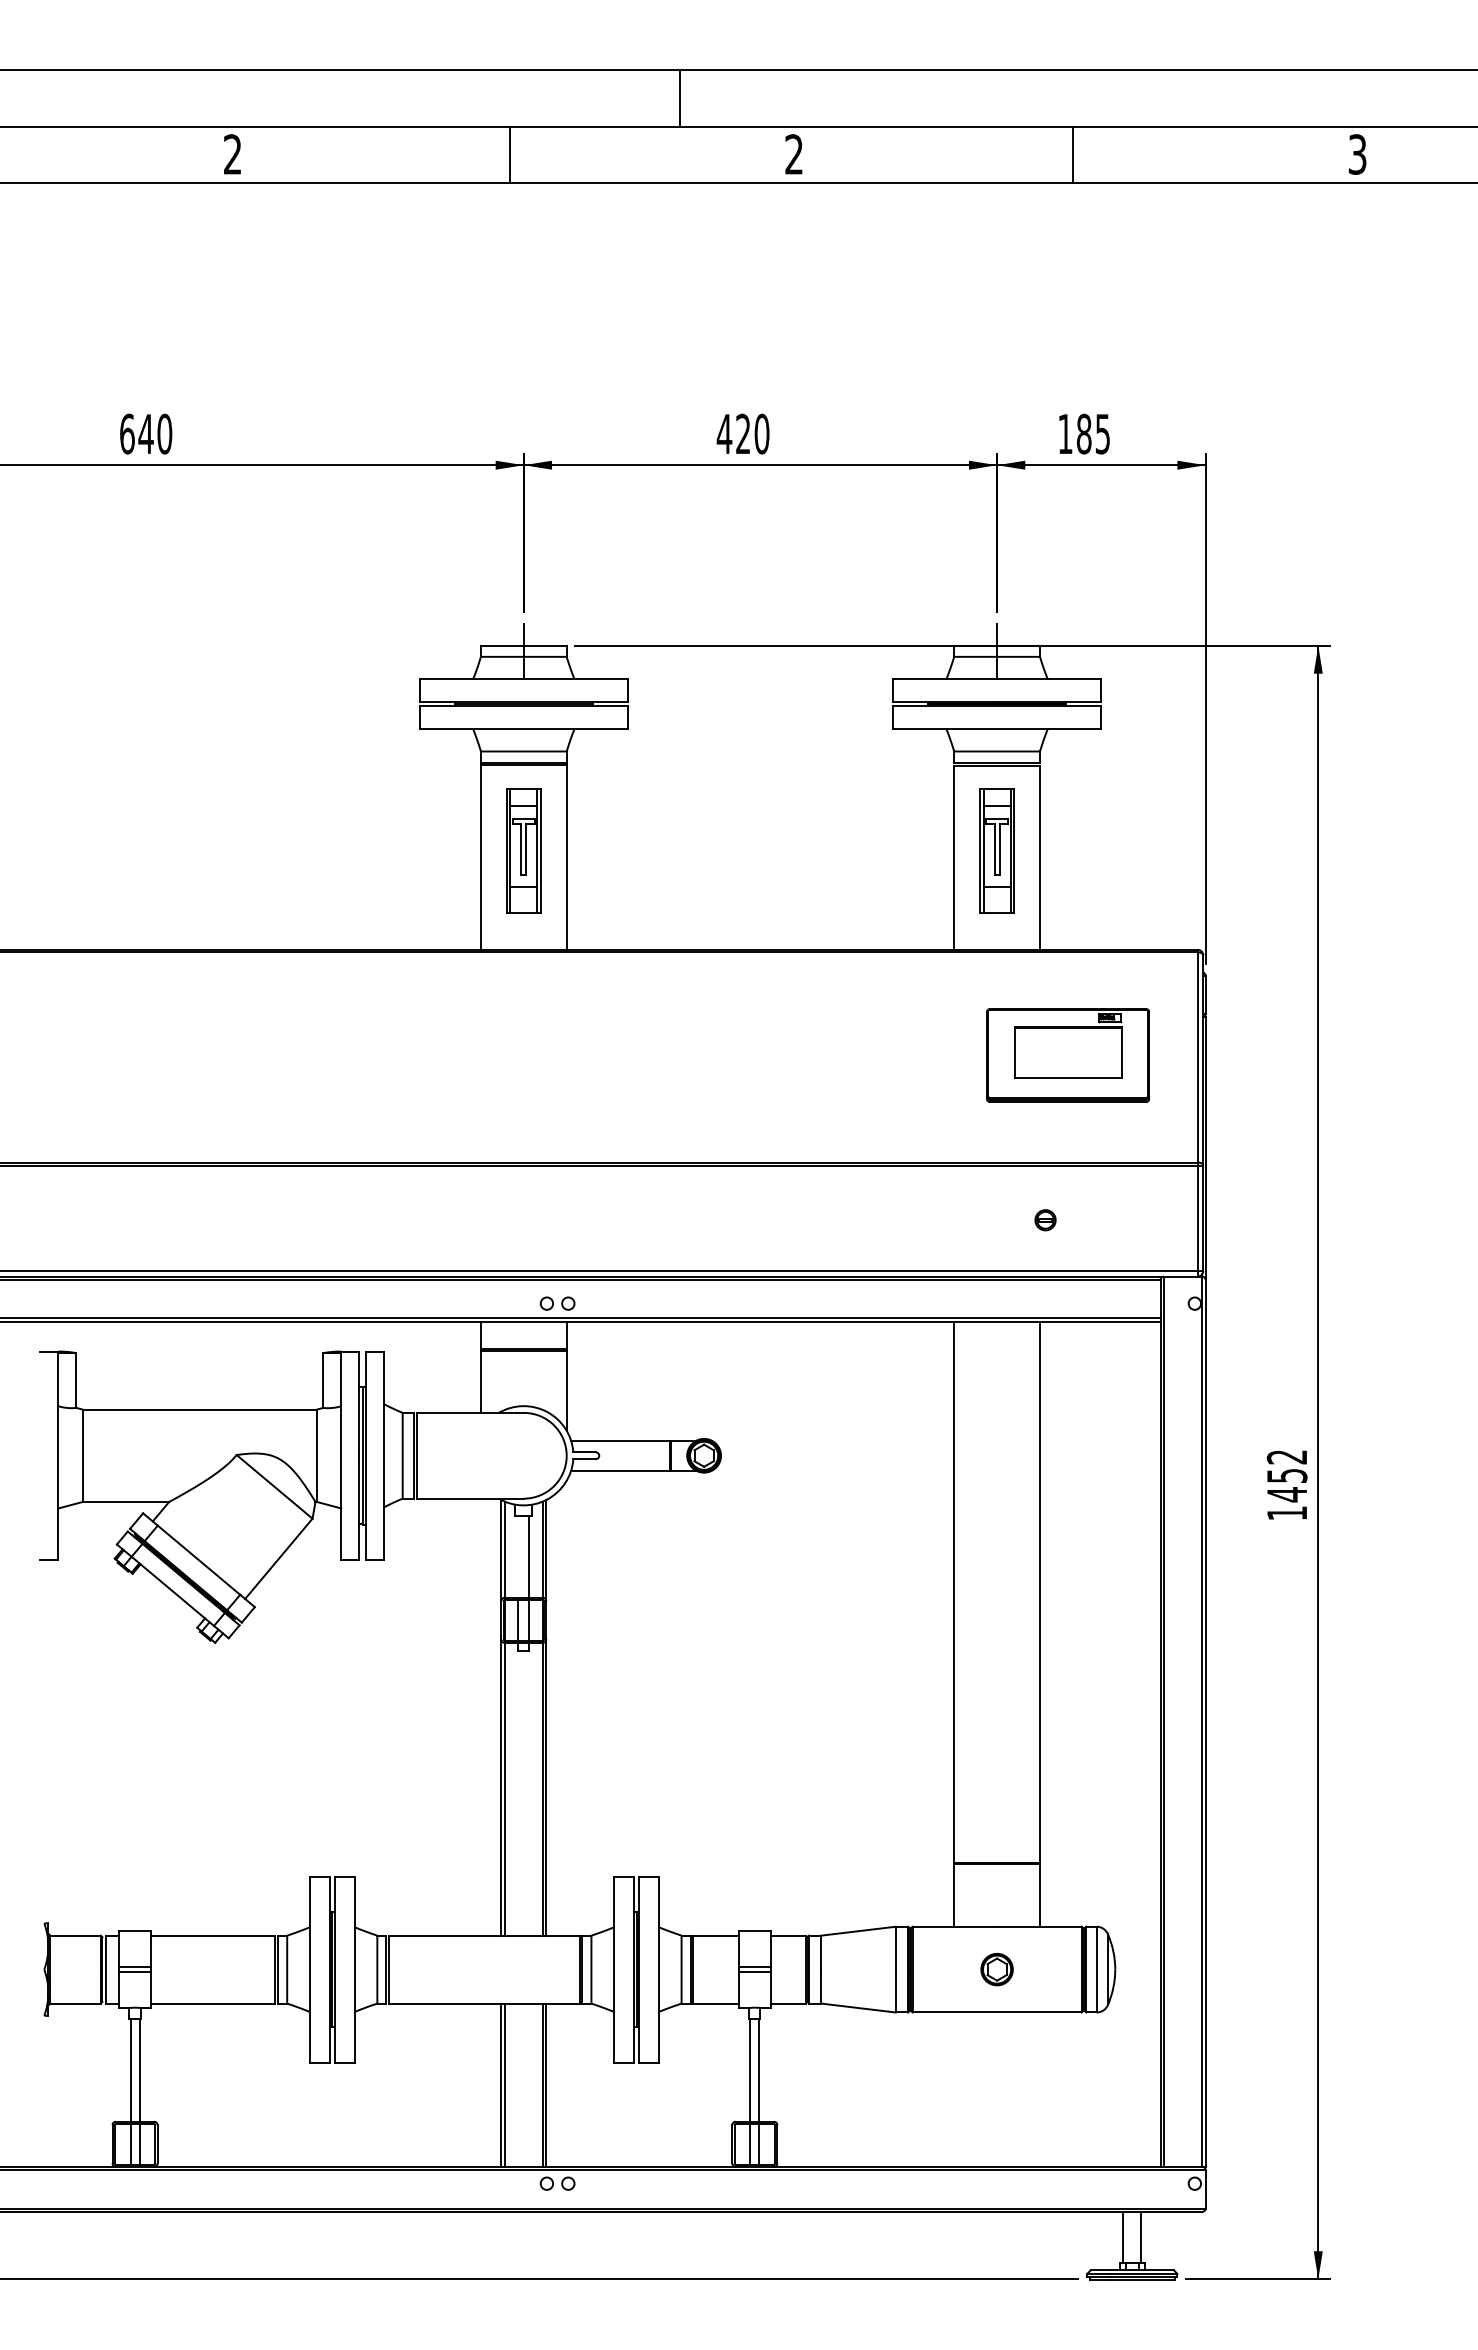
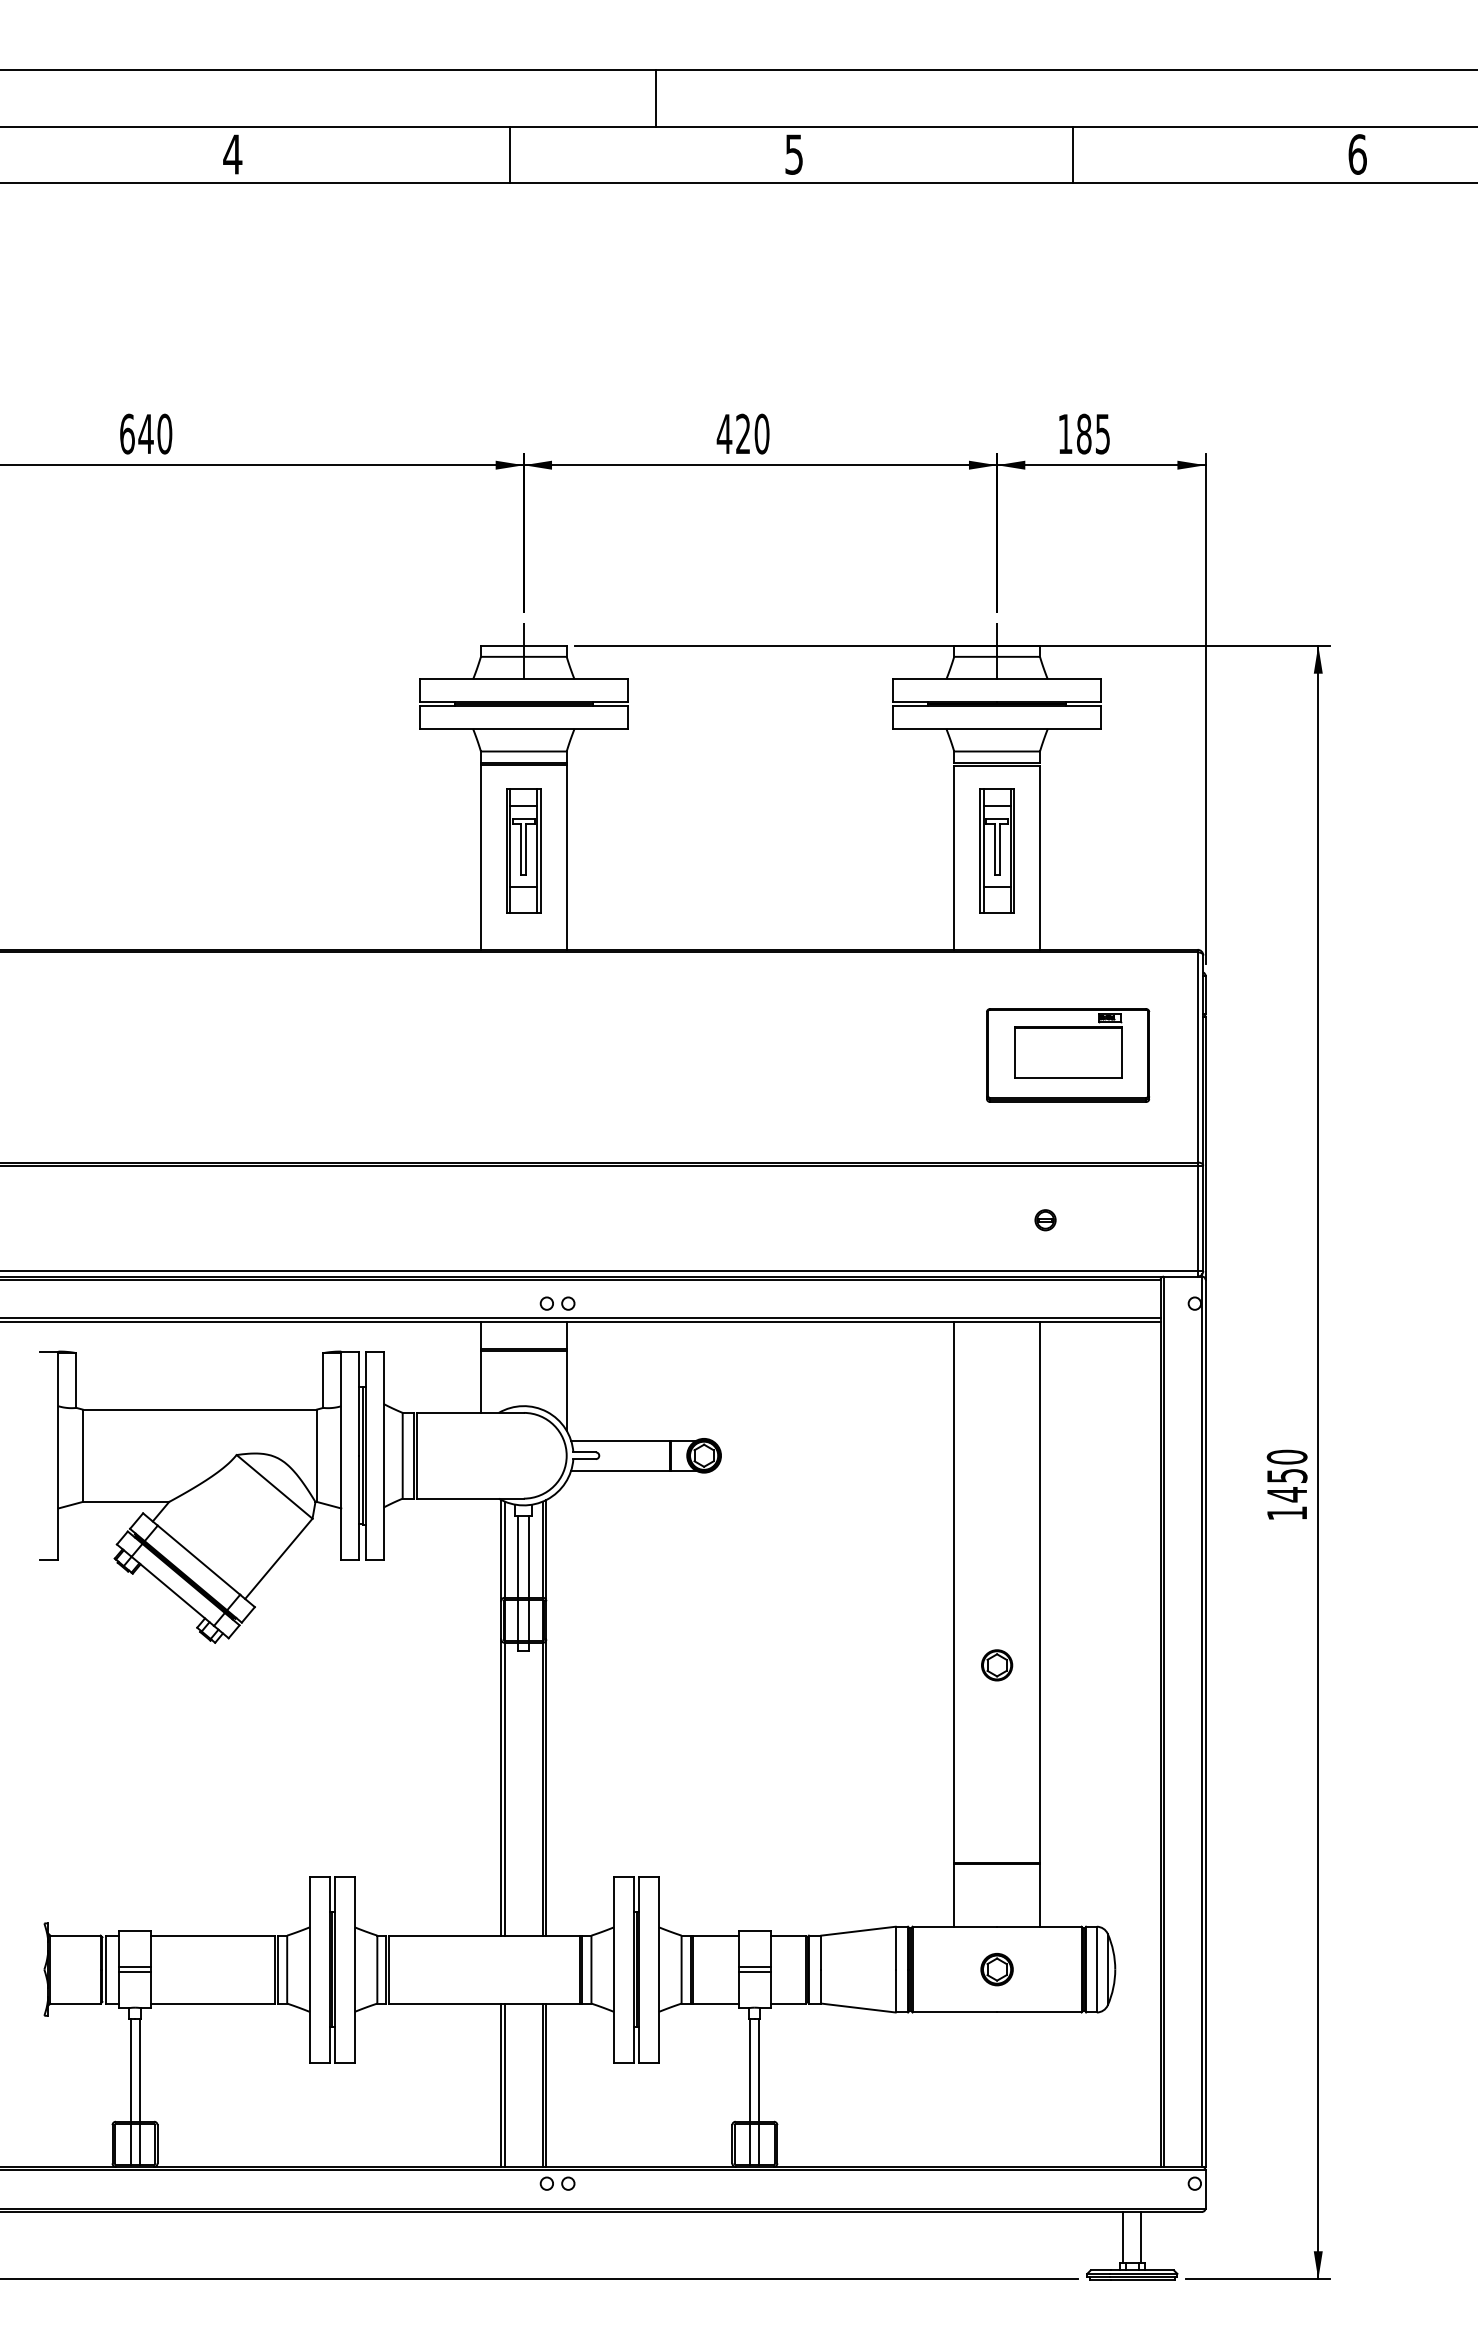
line position: (680, 98) -> (656, 98) (656, 98)
text: 2 -> 4 (232, 154)
text: 2 -> 5 (793, 154)
text: 3 -> 6 (1357, 154)
text: 1452 -> 1450 (1286, 1456)
line: none -> present (518, 1556)
part: none -> present (997, 1665)
